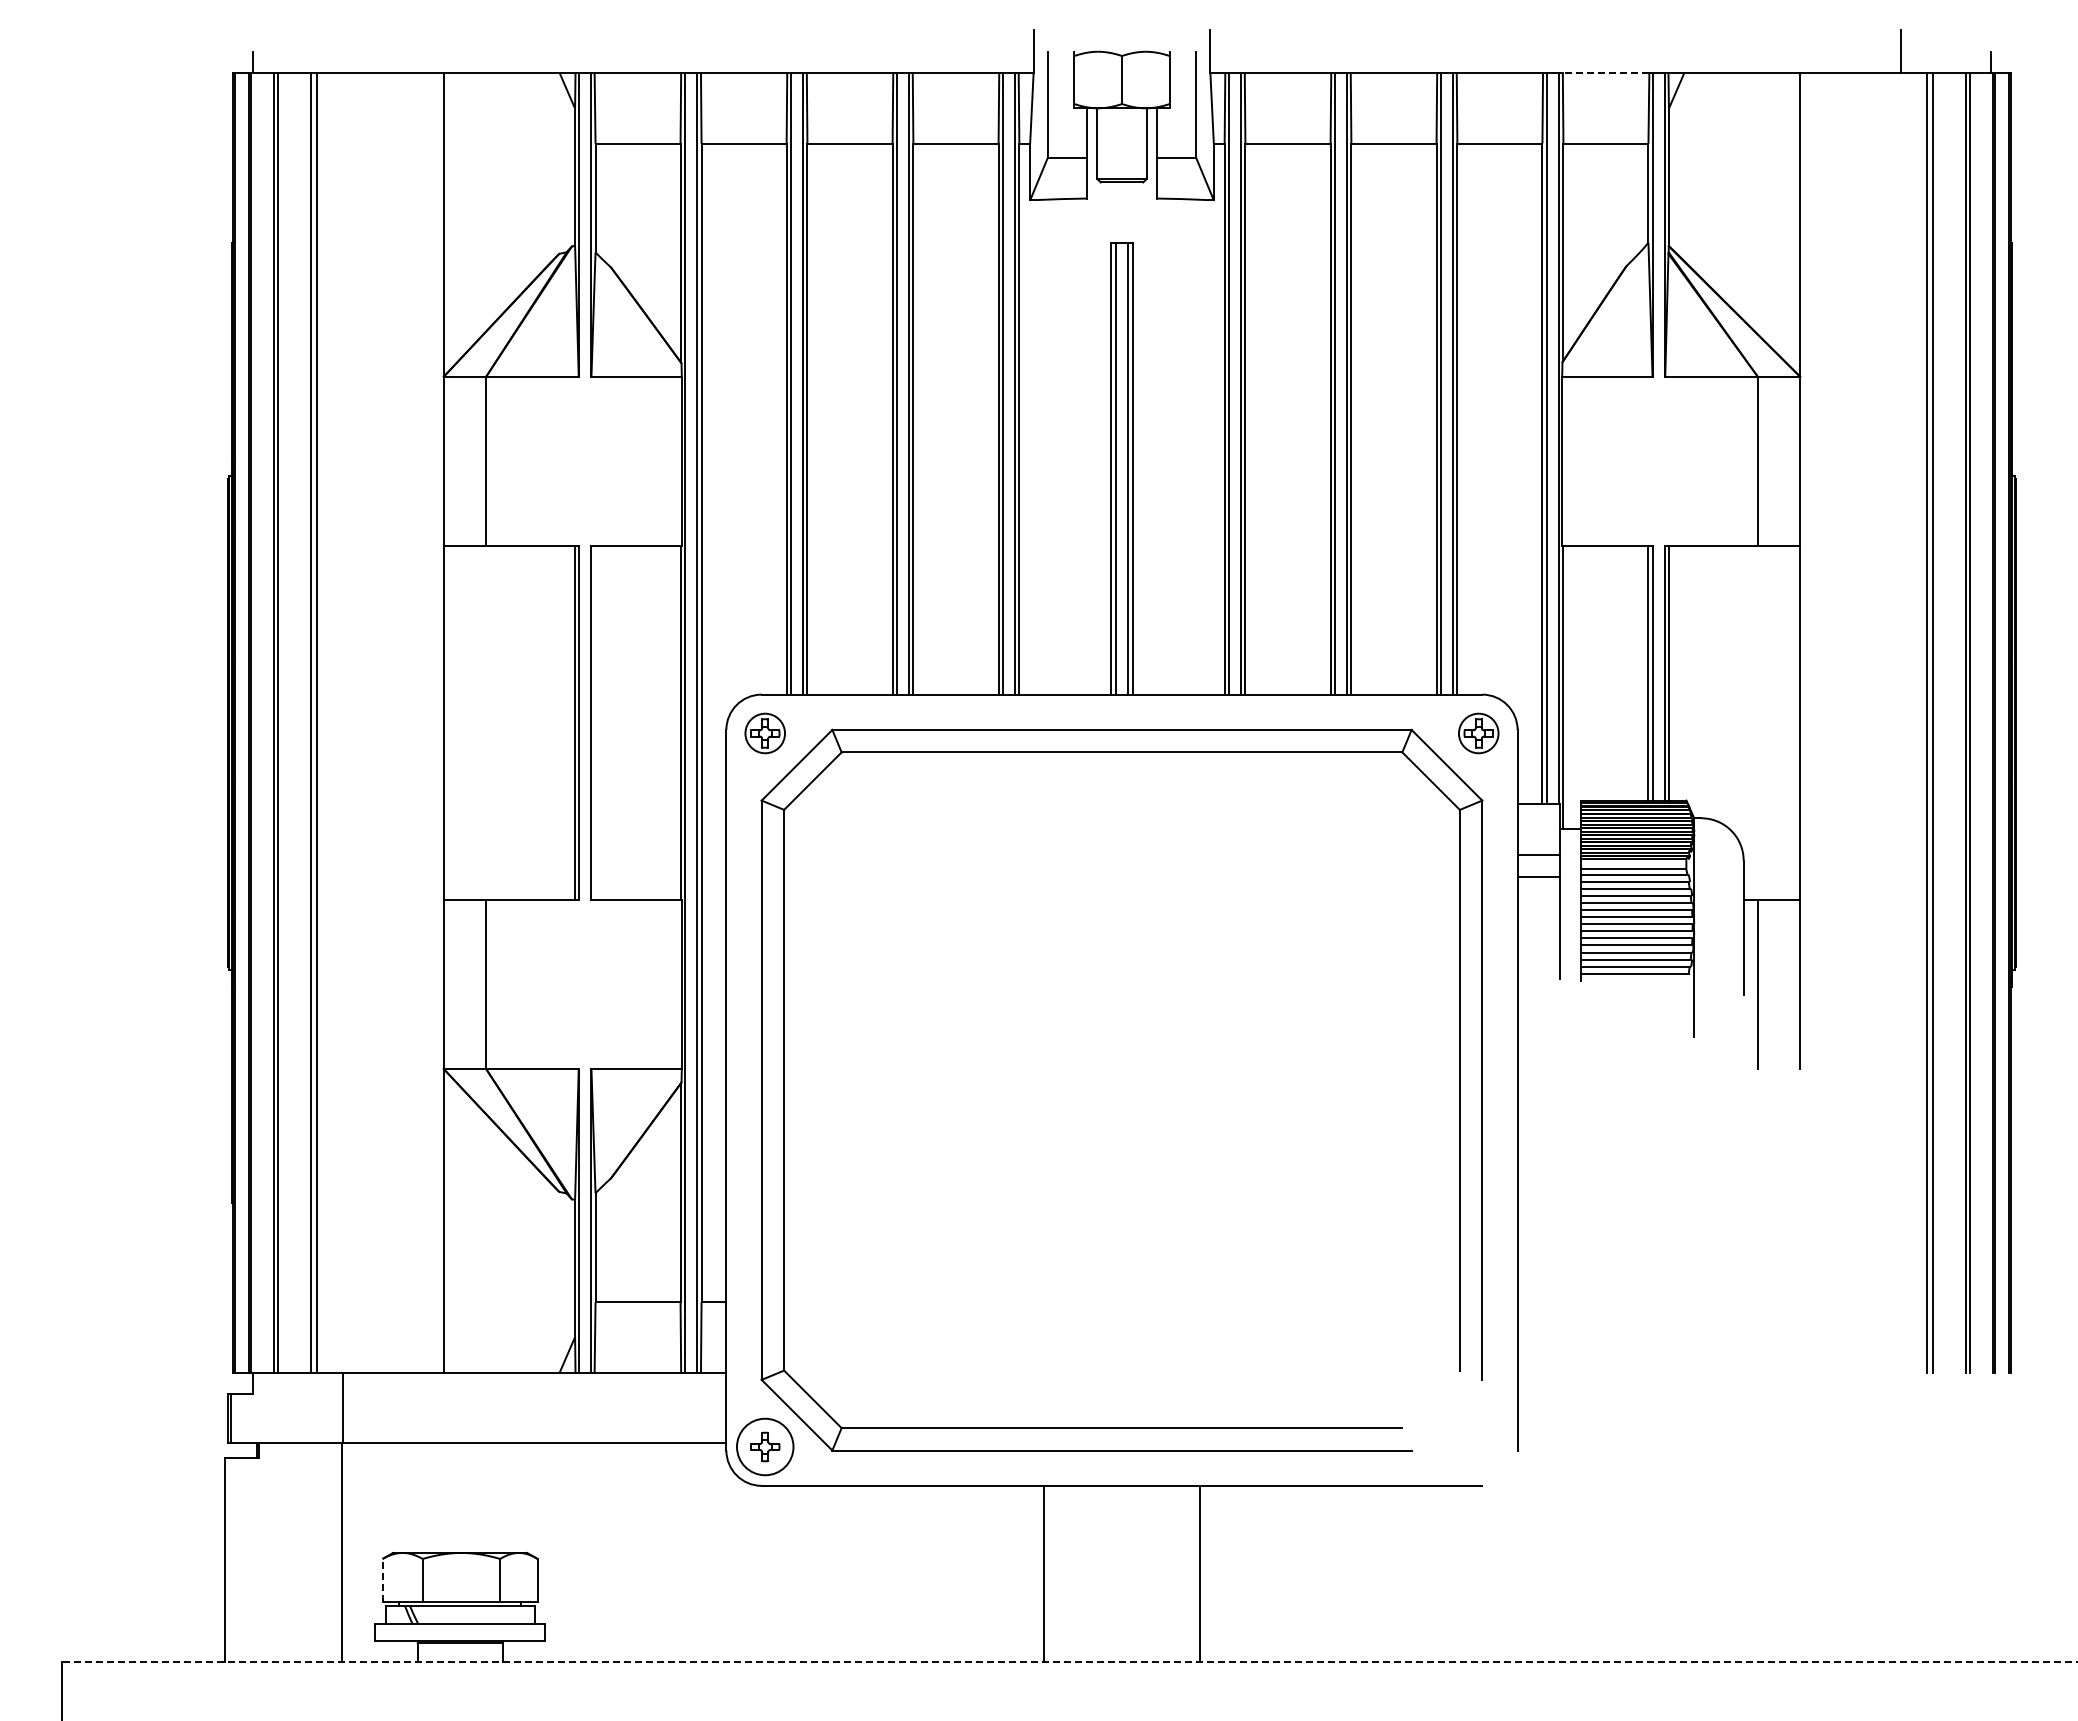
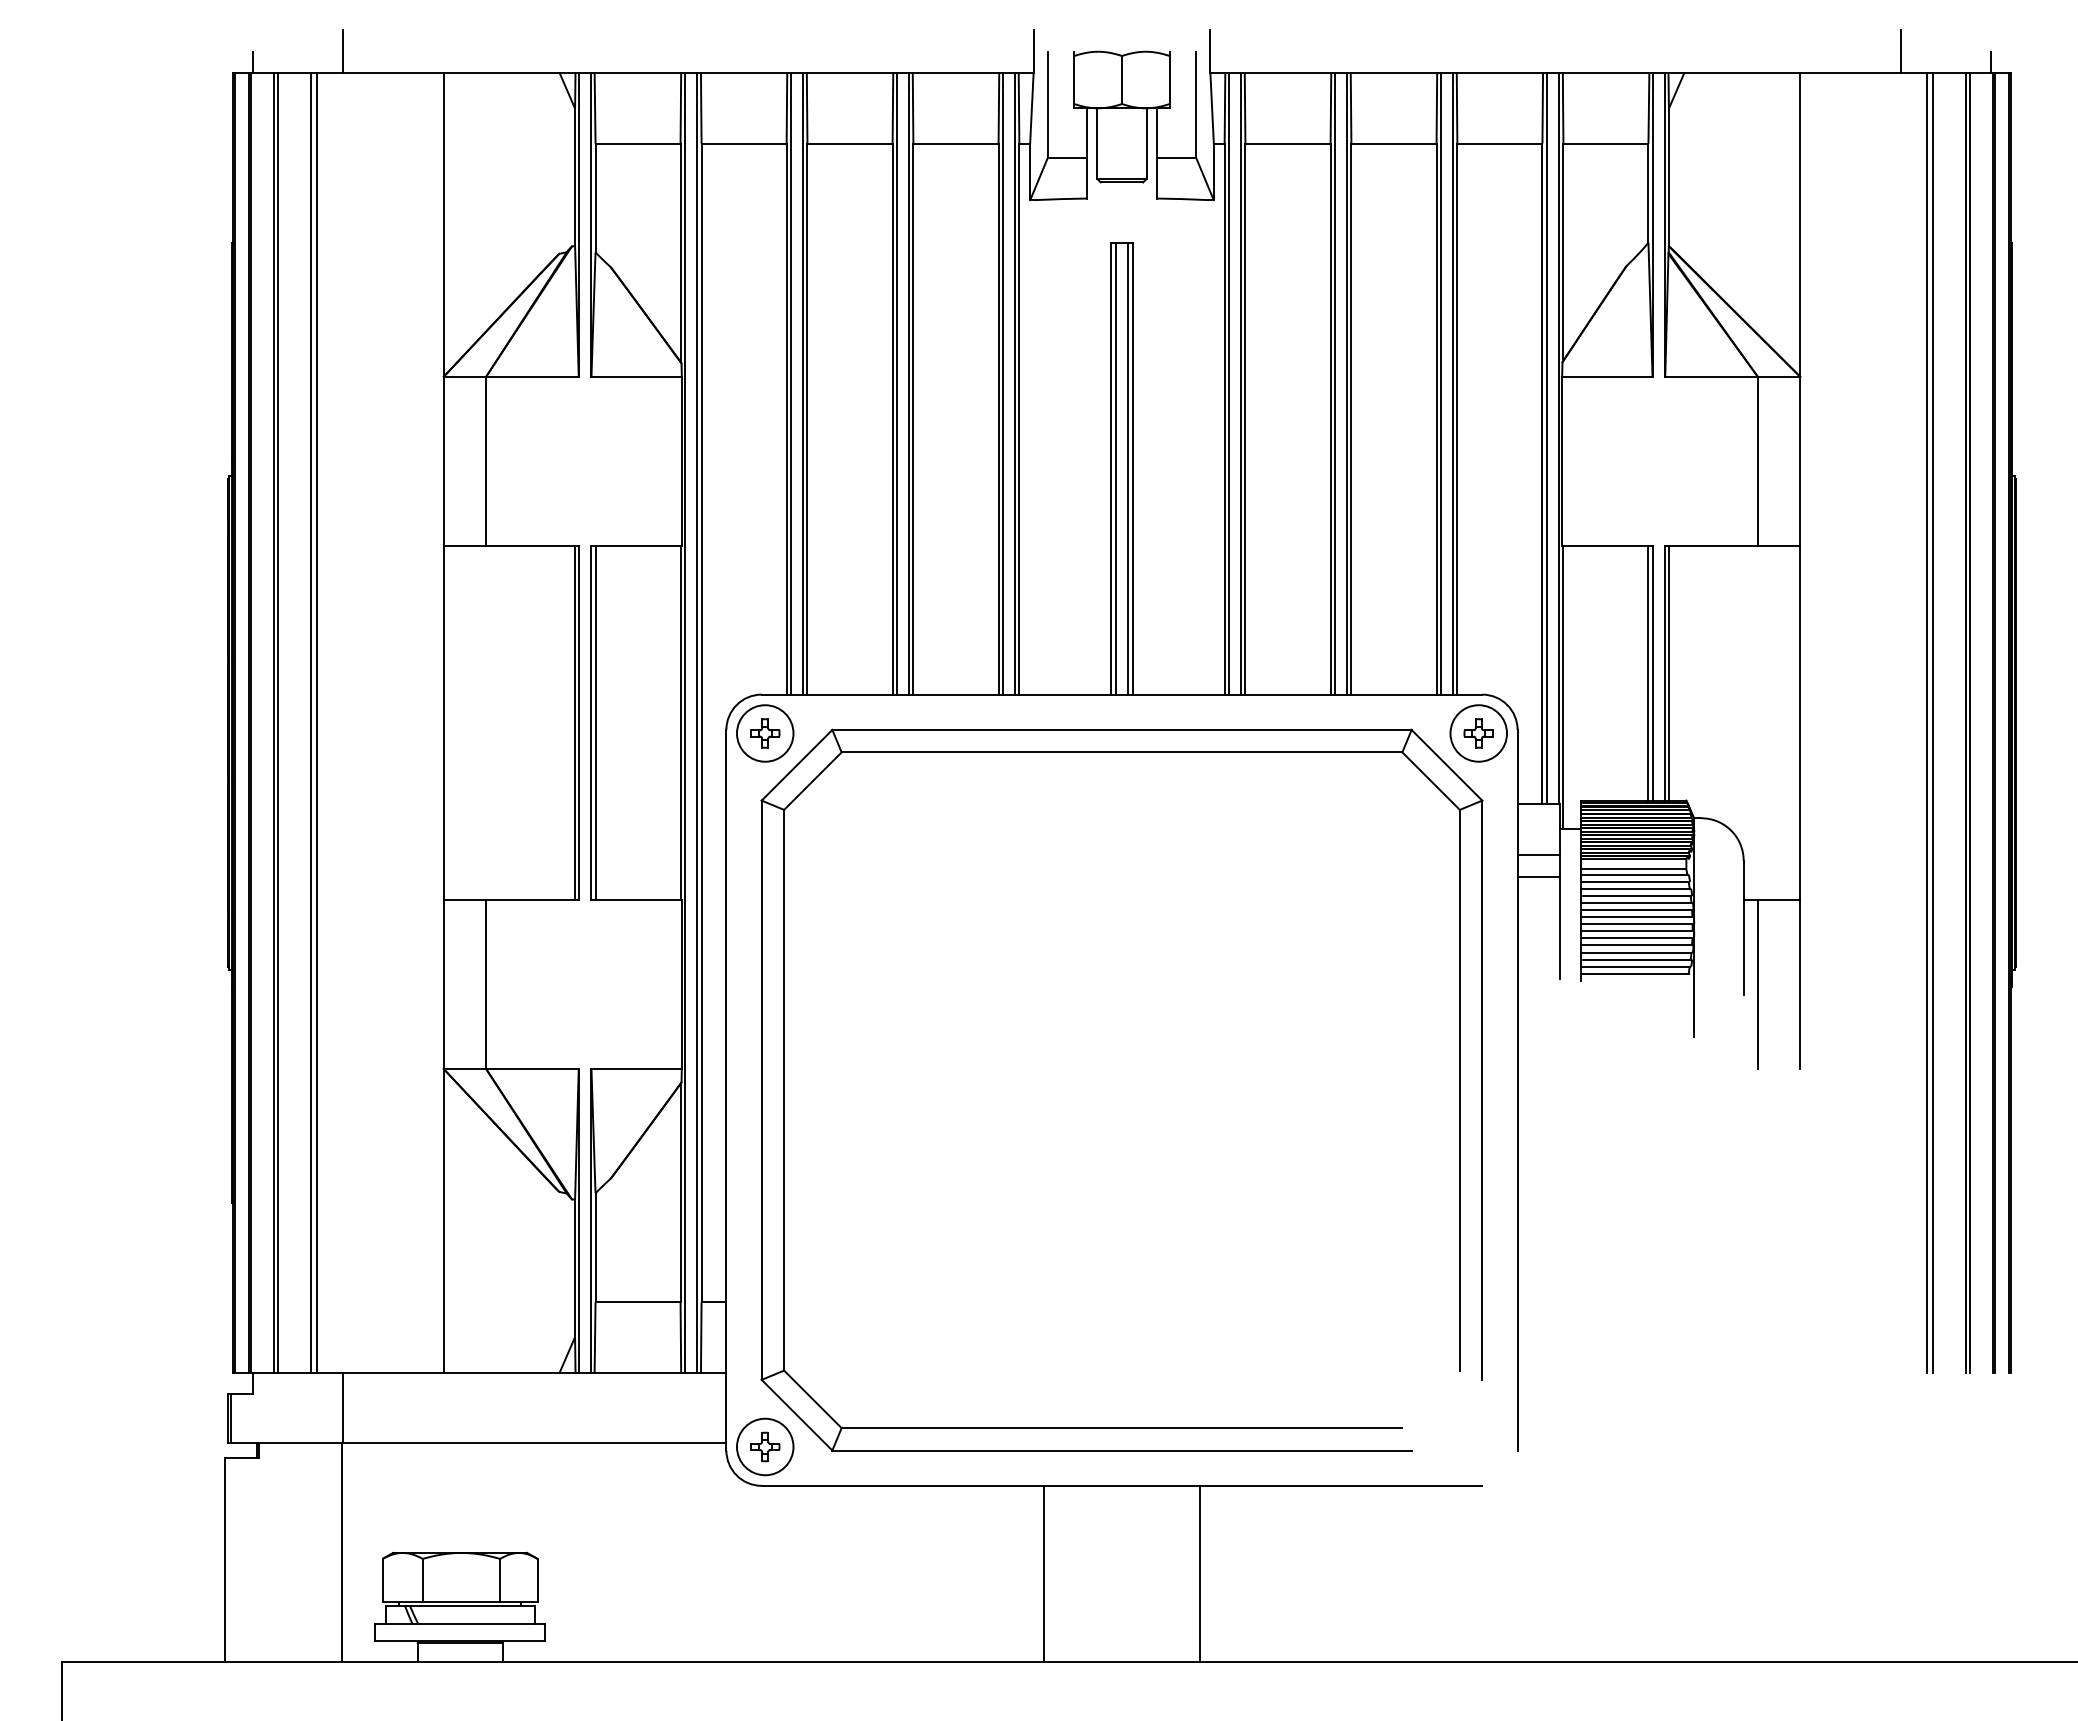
line: none -> present (342, 50)
line: dashed -> solid (1605, 72)
line: none -> present (595, 722)
circle diameter: 40 px -> 57 px (764, 733)
circle diameter: 40 px -> 57 px (1478, 733)
line: dashed -> solid (382, 1579)
line: dashed -> solid (1070, 1661)
